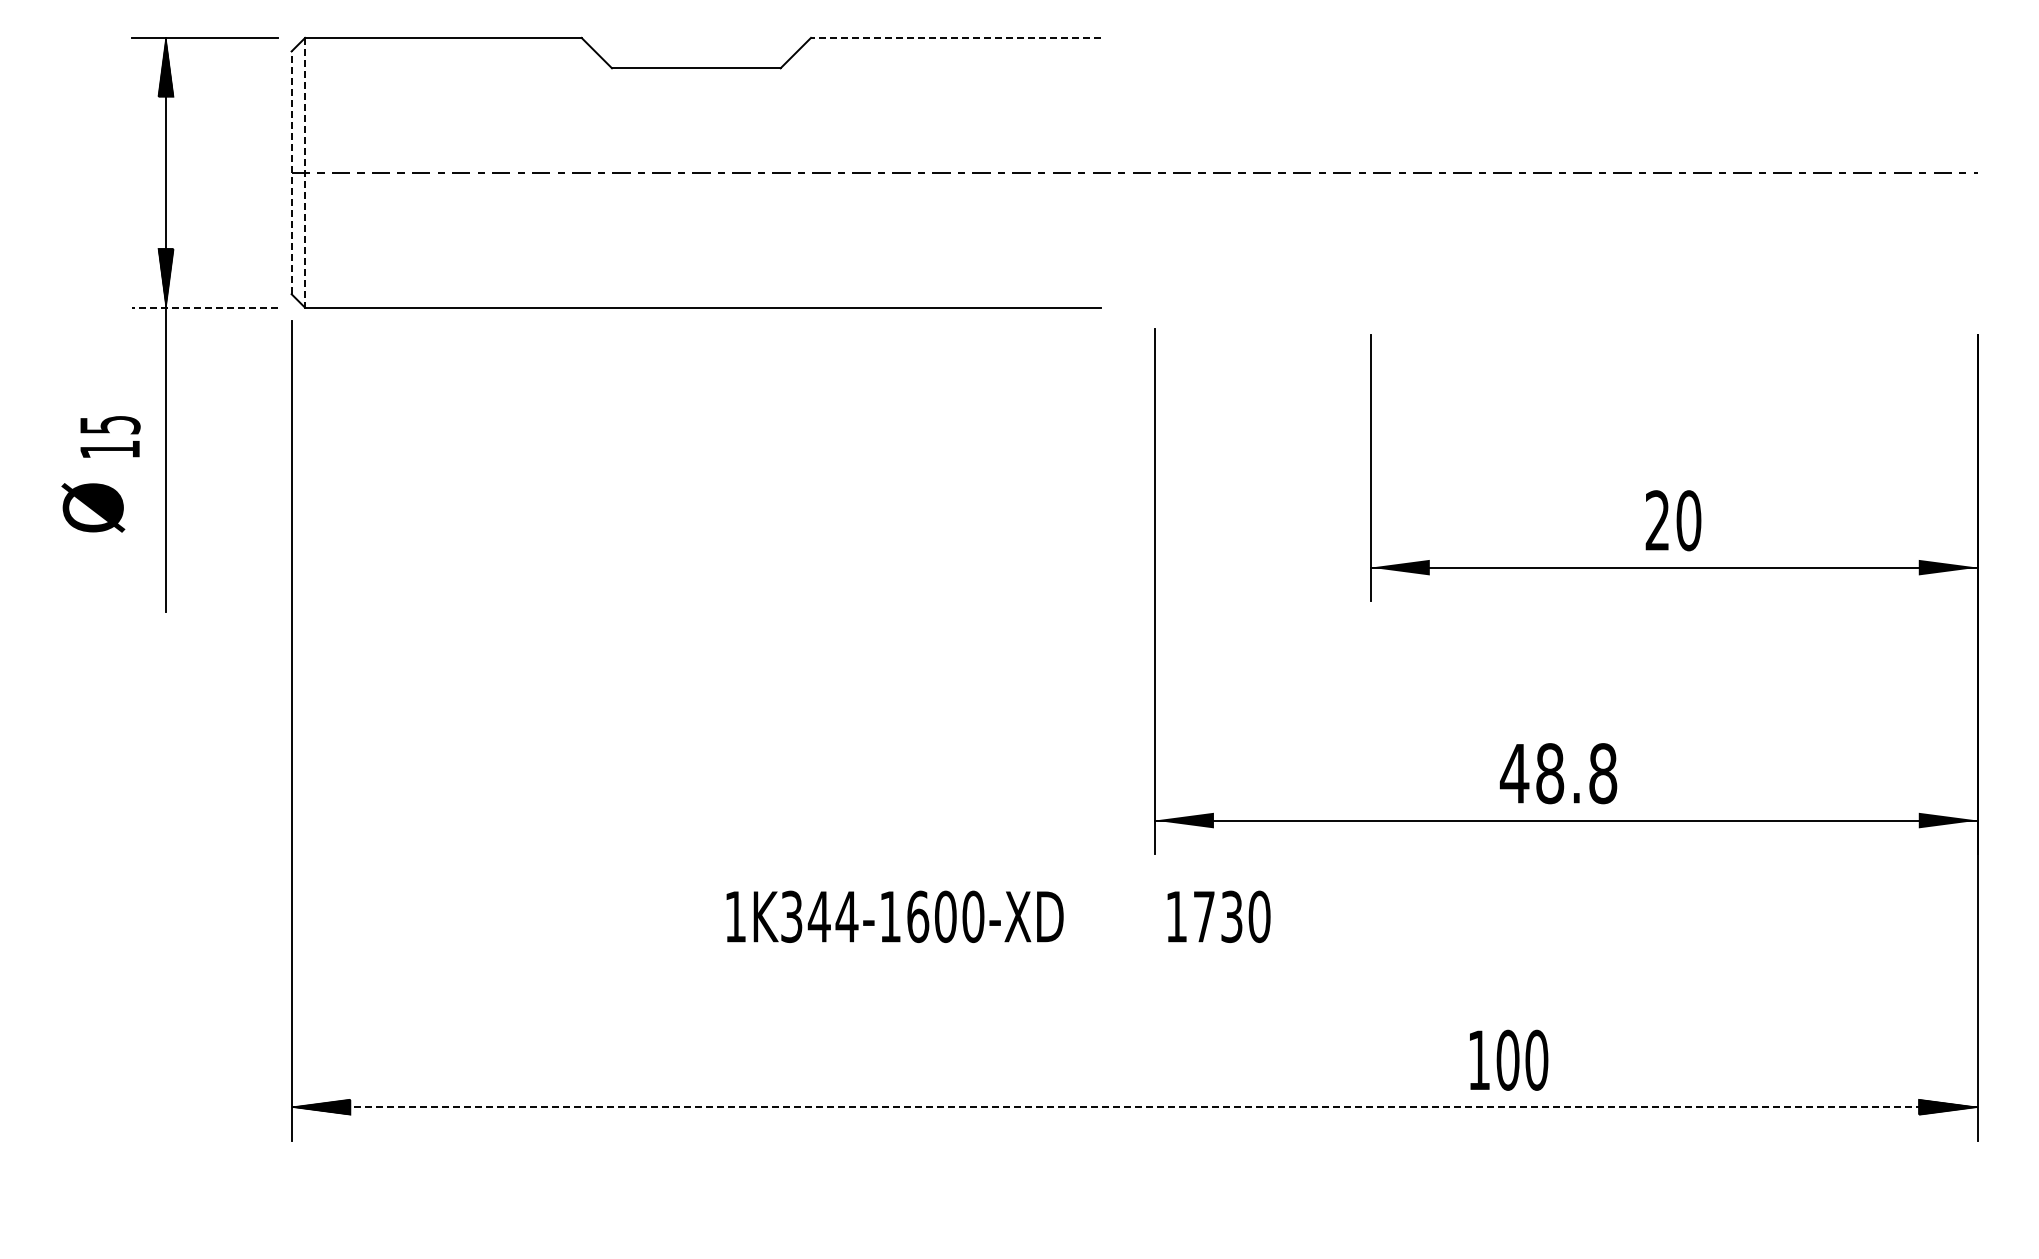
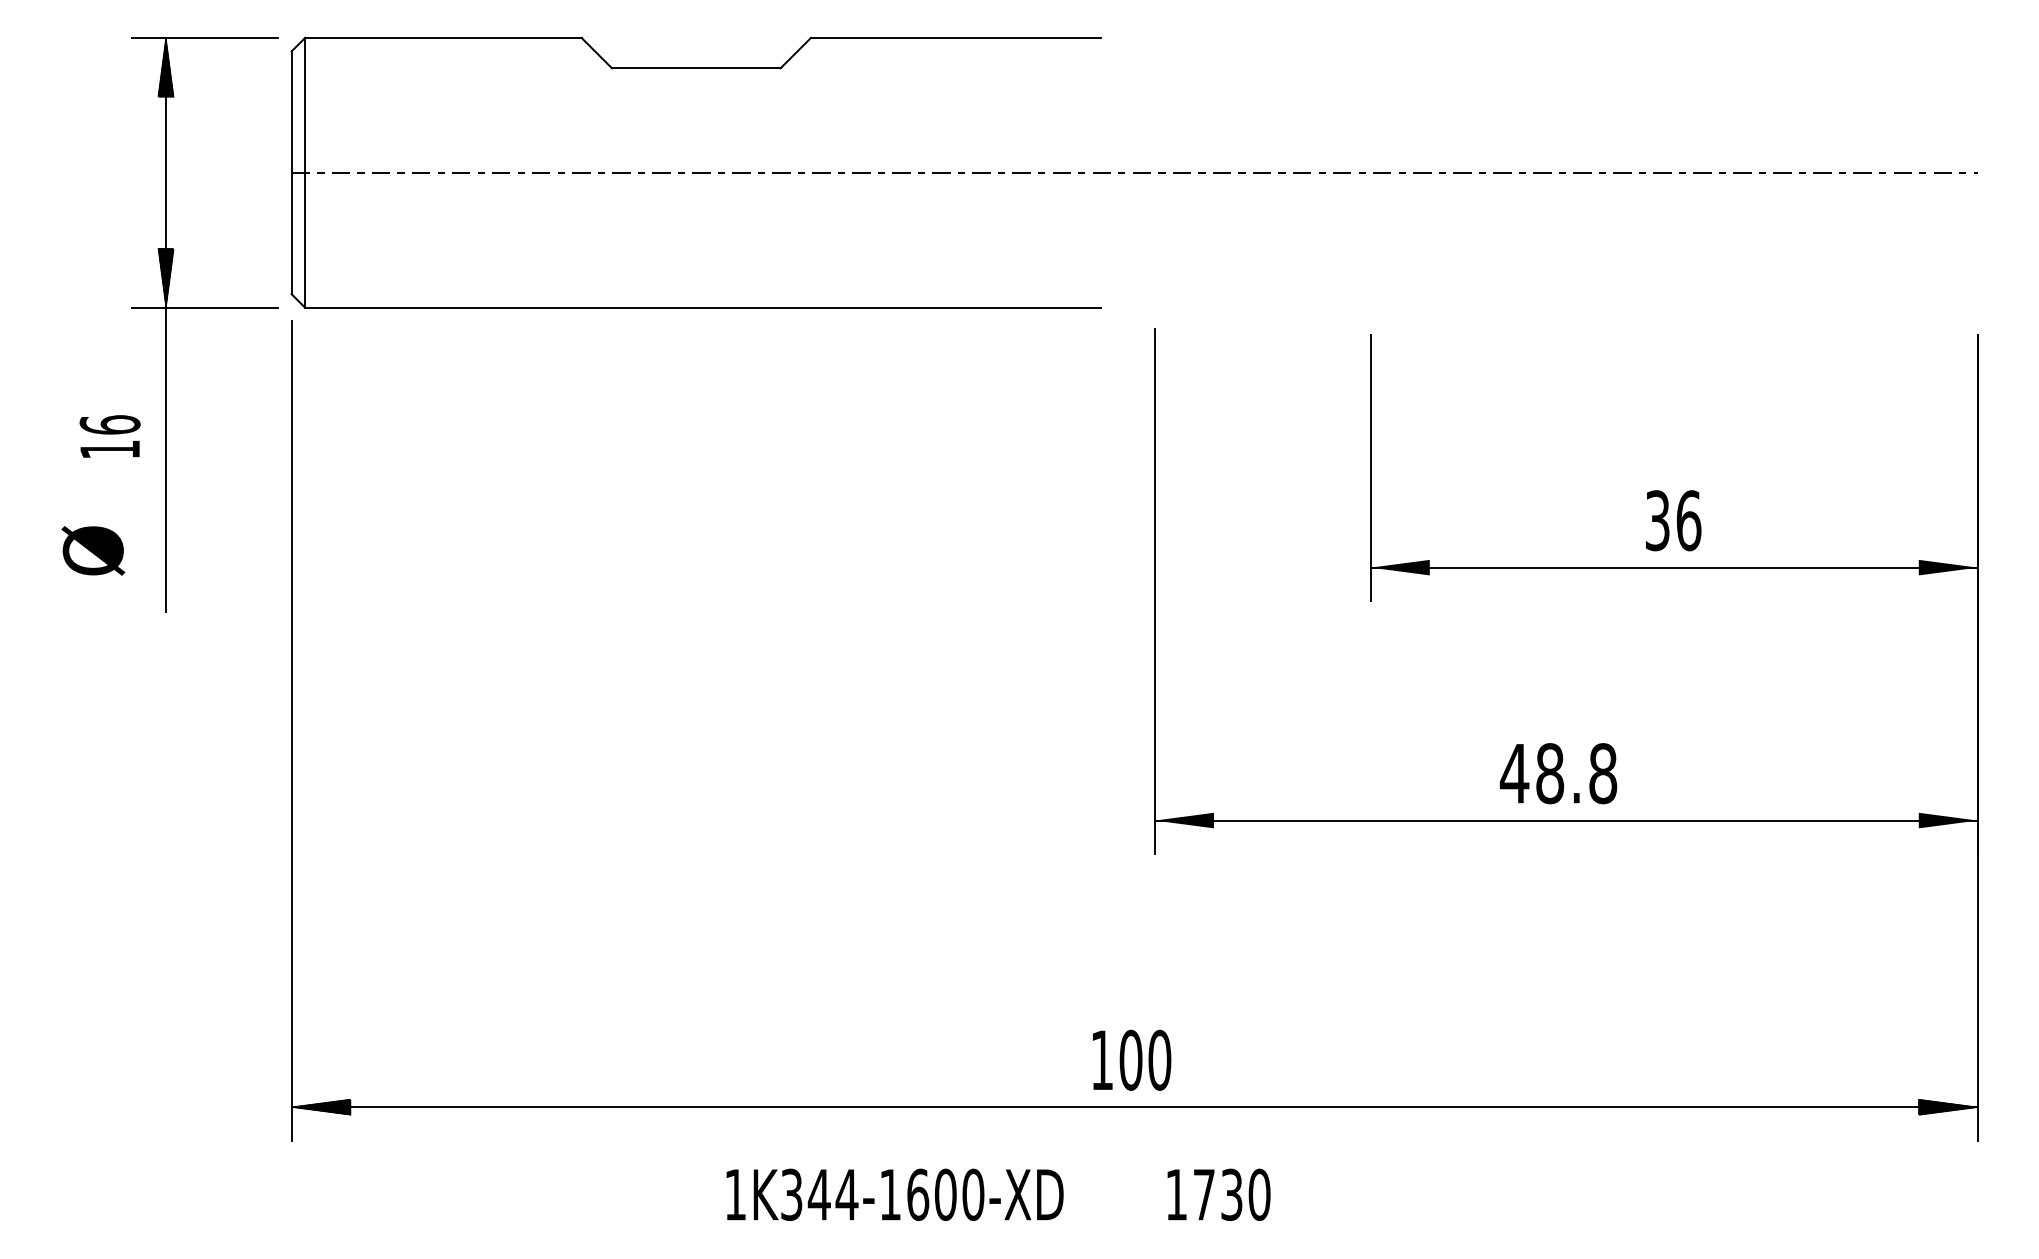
line: dashed -> solid (955, 37)
line: dashed -> solid (291, 172)
line: dashed -> solid (305, 172)
line: dashed -> solid (204, 307)
text: 15 -> 16 (109, 424)
text position: (93, 507) -> (93, 550) (93, 550)
text: 20 -> 36 (1673, 520)
text position: (998, 916) -> (998, 1194) (998, 1194)
text position: (1509, 1059) -> (1132, 1059) (1132, 1059)
line: dashed -> solid (1134, 1107)
